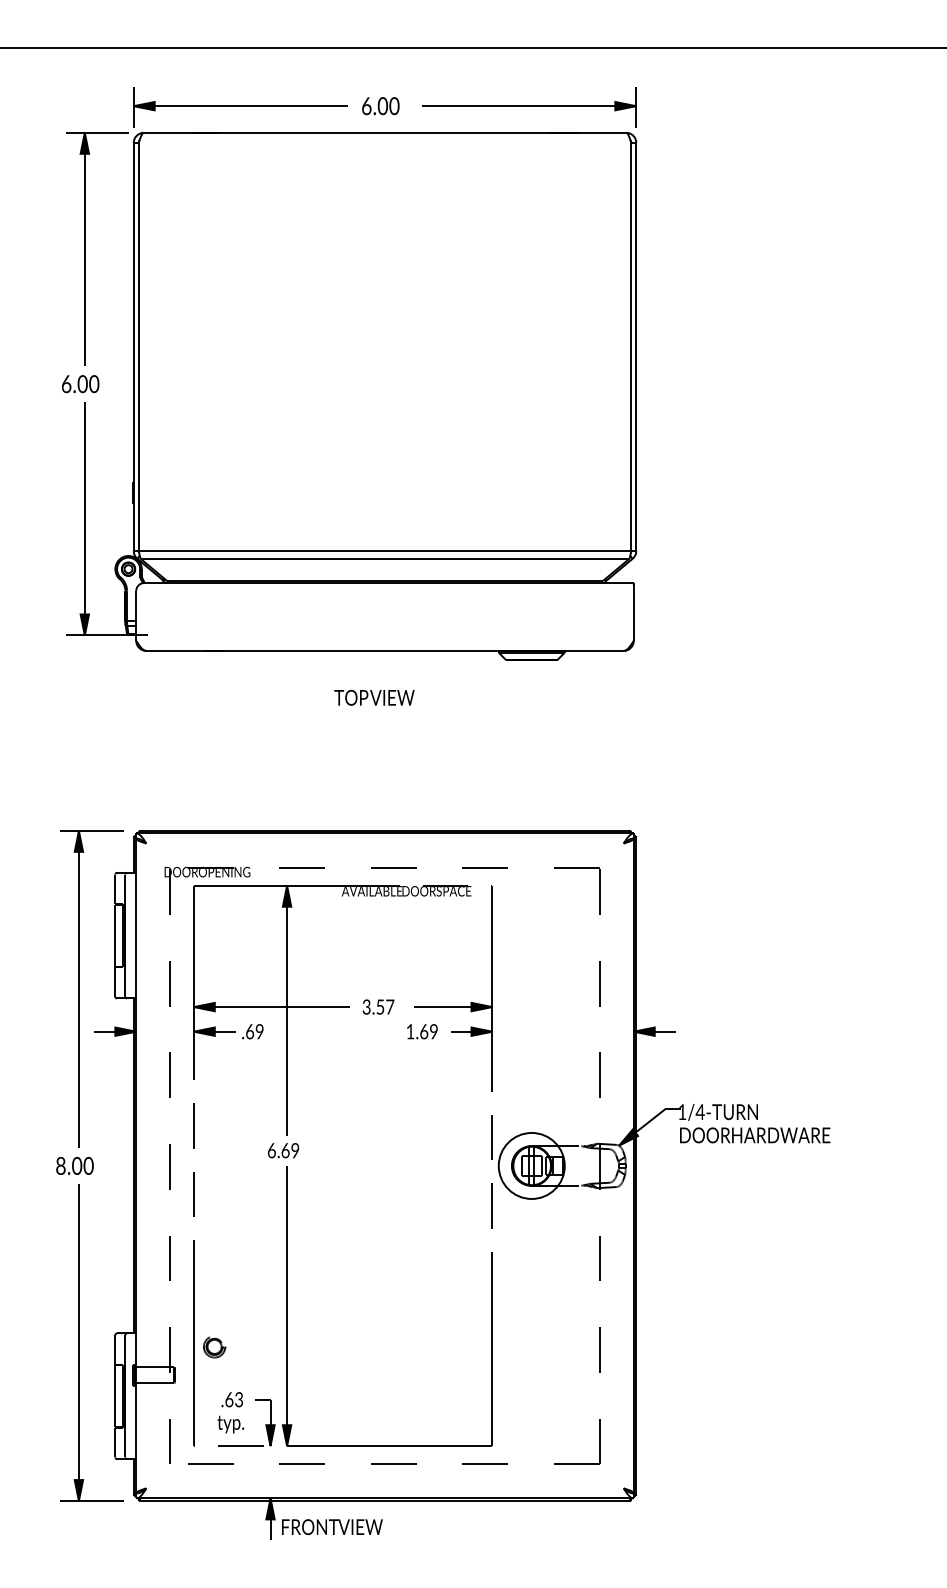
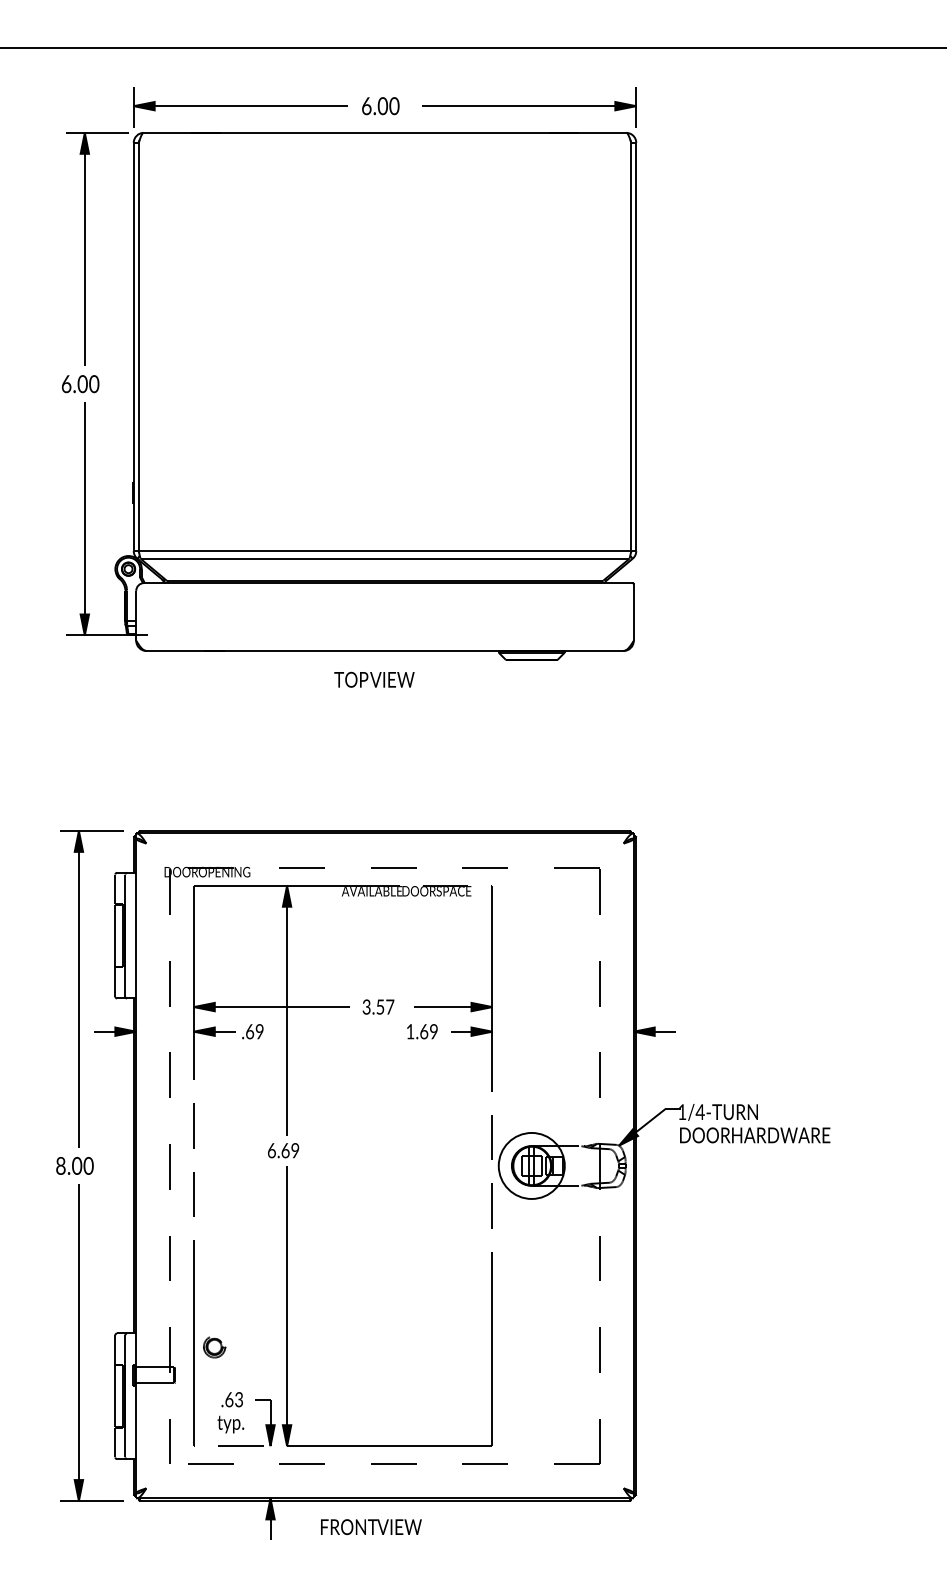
text position: (374, 697) -> (374, 679) (374, 679)
text position: (332, 1527) -> (371, 1527) (371, 1527)
